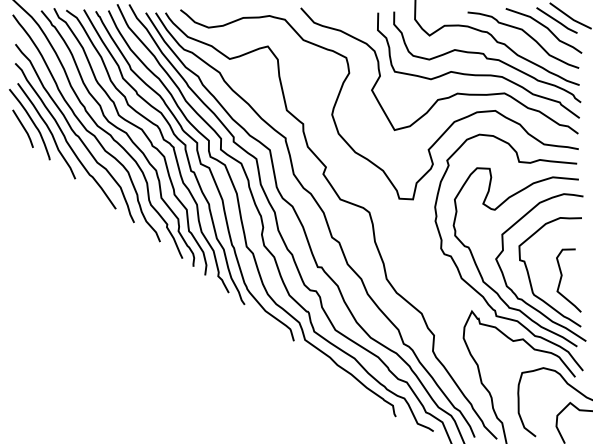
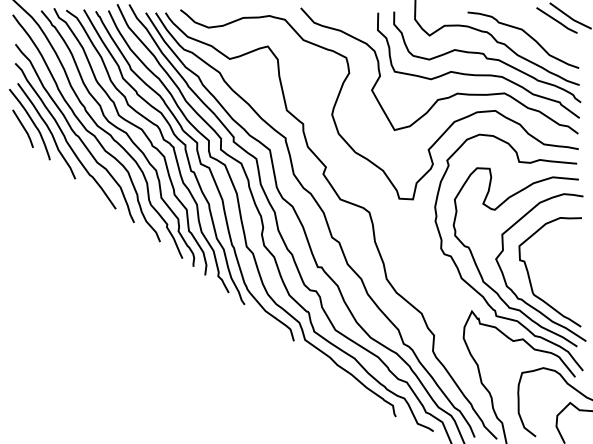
curve: present -> none (544, 27)
curve: present -> none (562, 277)
